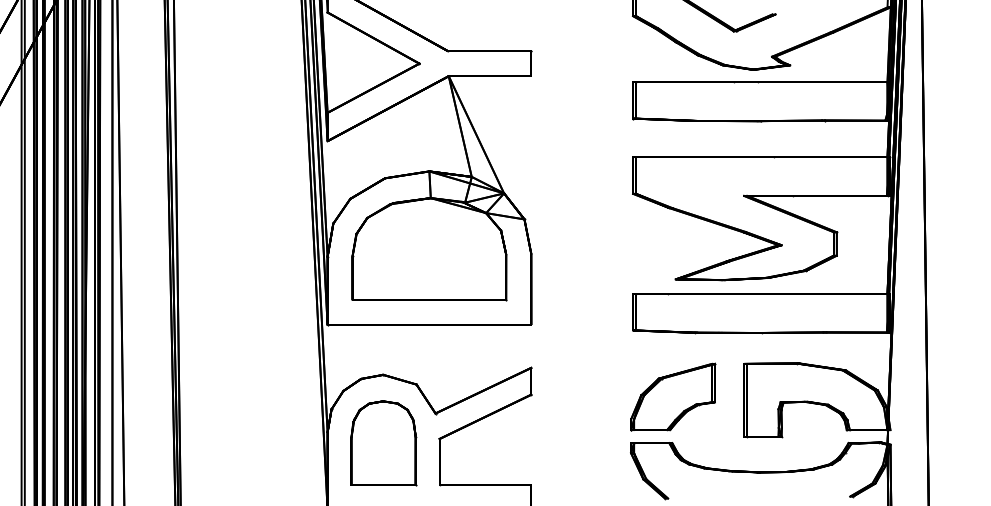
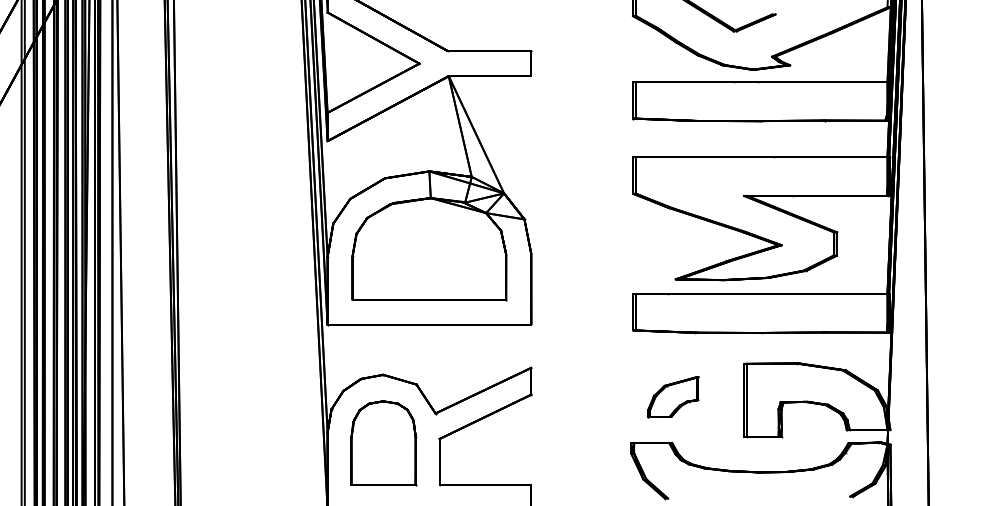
part size: 87x70 px -> 53x43 px (673, 397)
